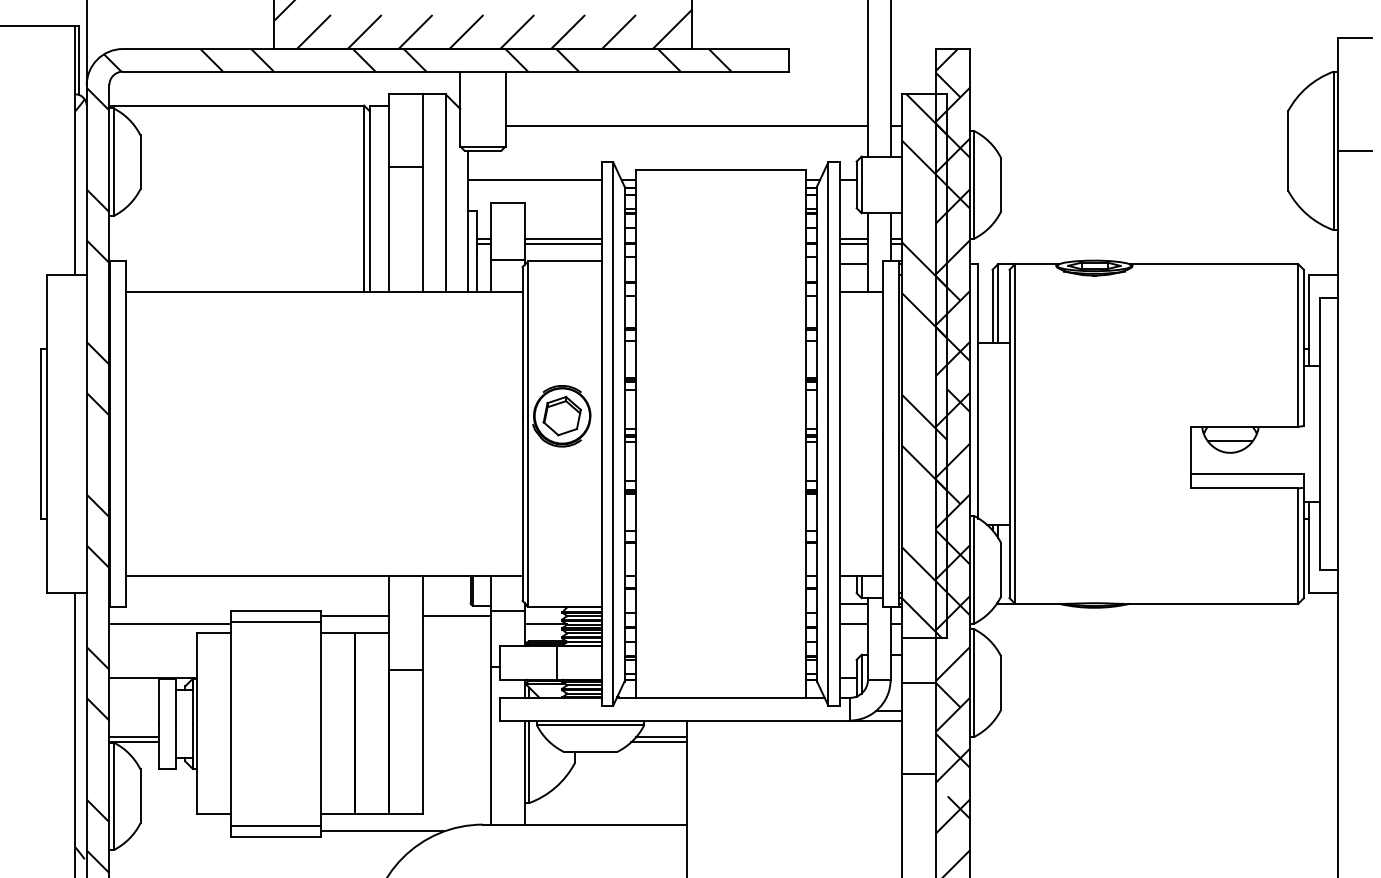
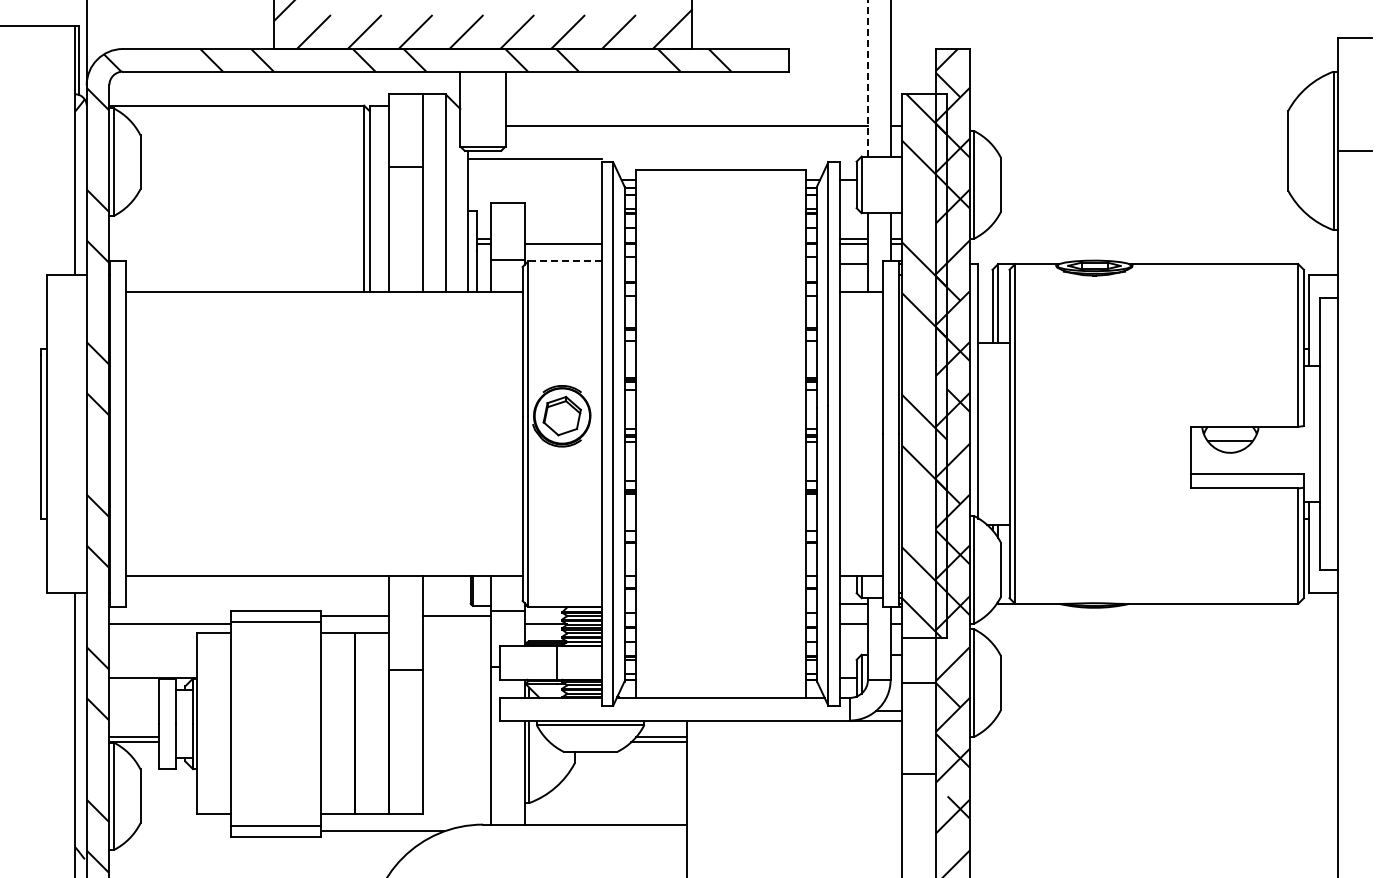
line: solid -> dashed (867, 77)
line position: (534, 179) -> (534, 158) (534, 158)
line: present -> none (562, 238)
line: solid -> dashed (565, 261)
